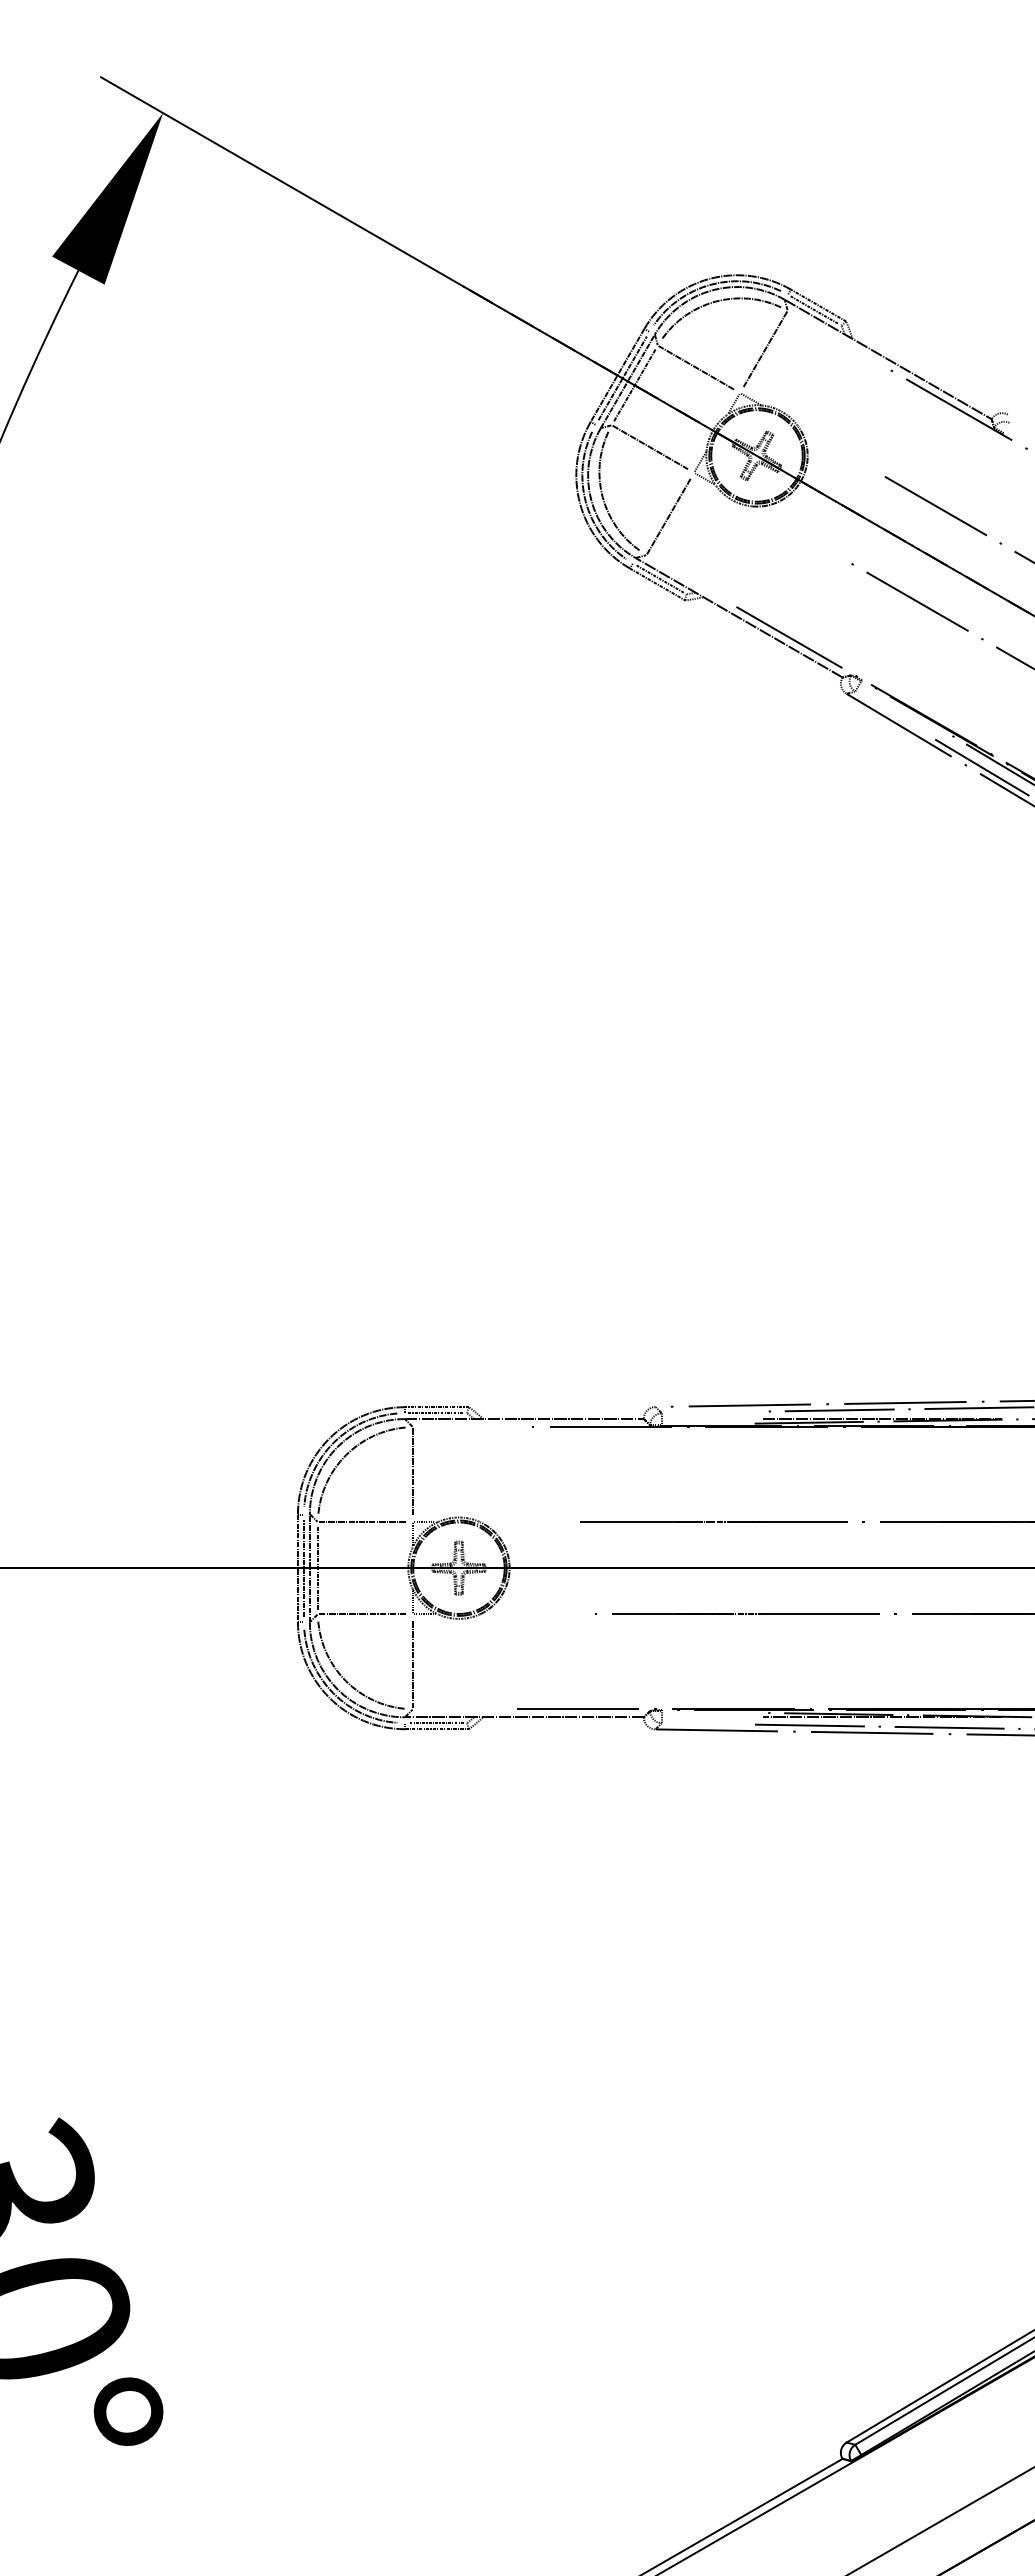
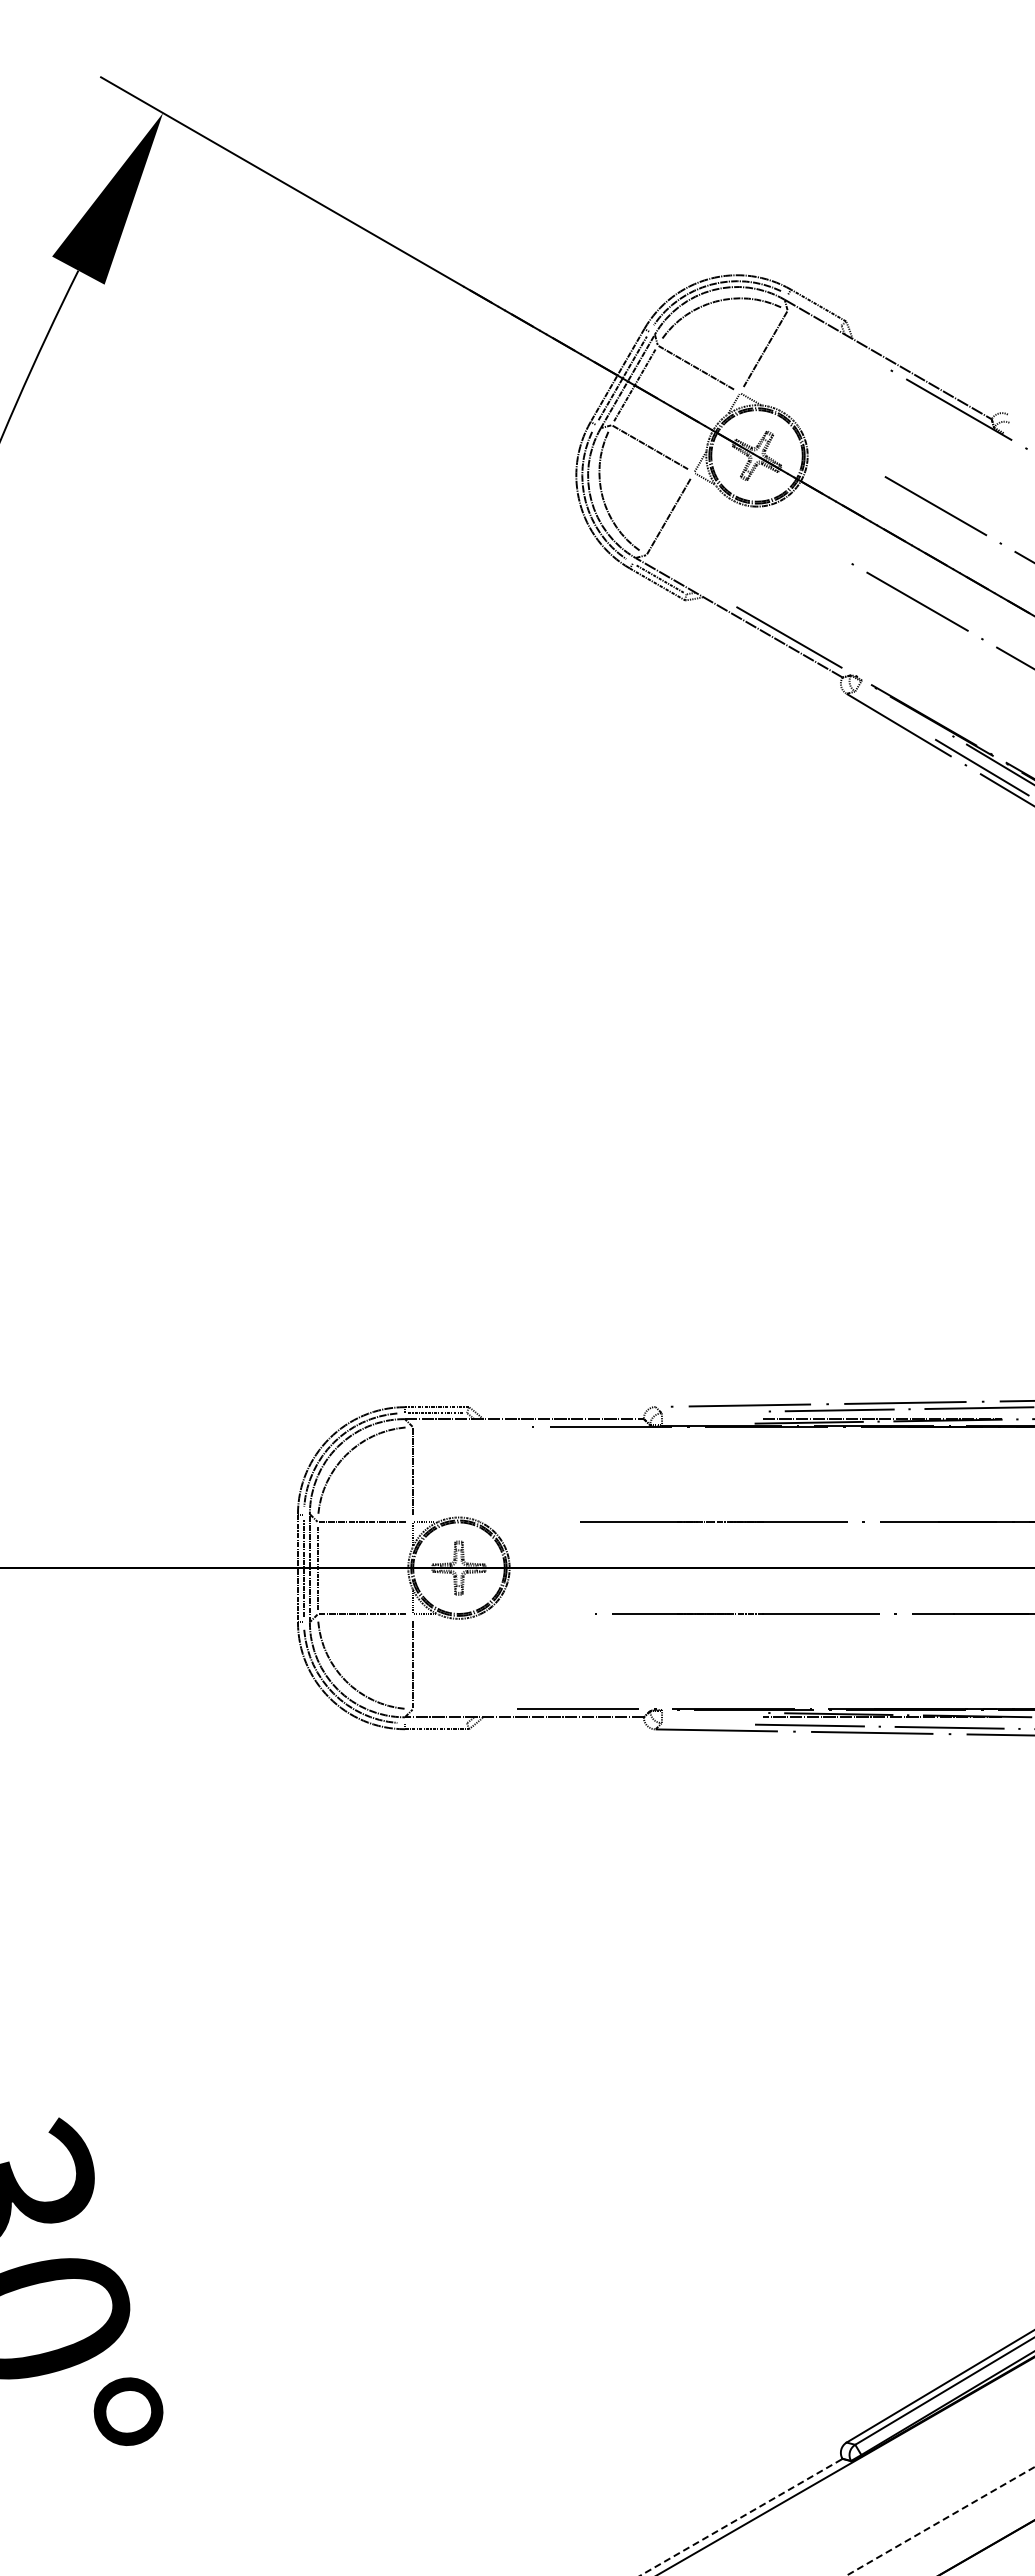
line: present -> none (814, 310)
line: present -> none (435, 1723)
line: solid -> dashed (741, 2517)
line: solid -> dashed (941, 2521)
